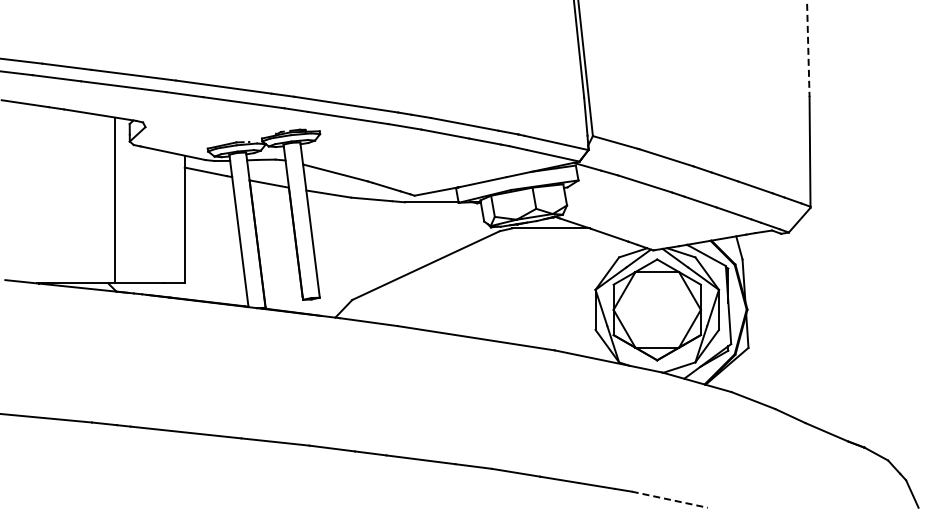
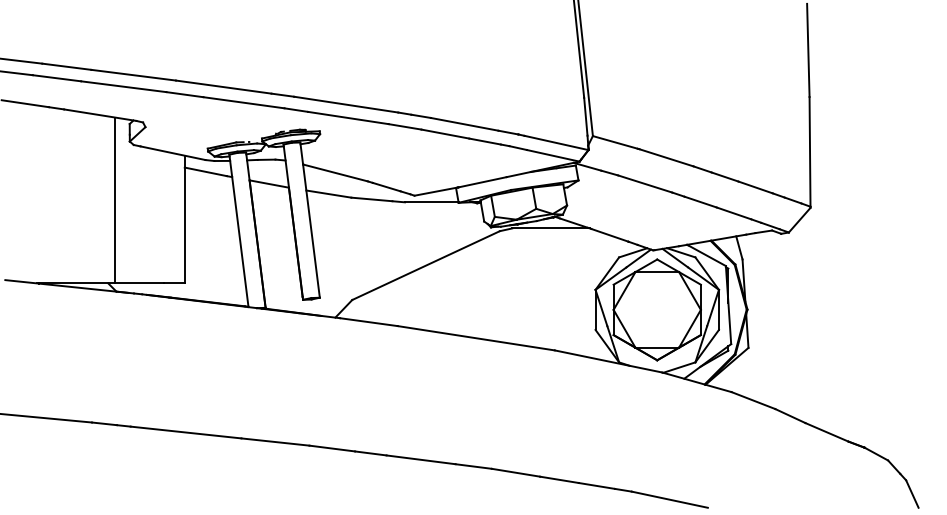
line: dashed -> solid (808, 50)
line: dashed -> solid (669, 499)
